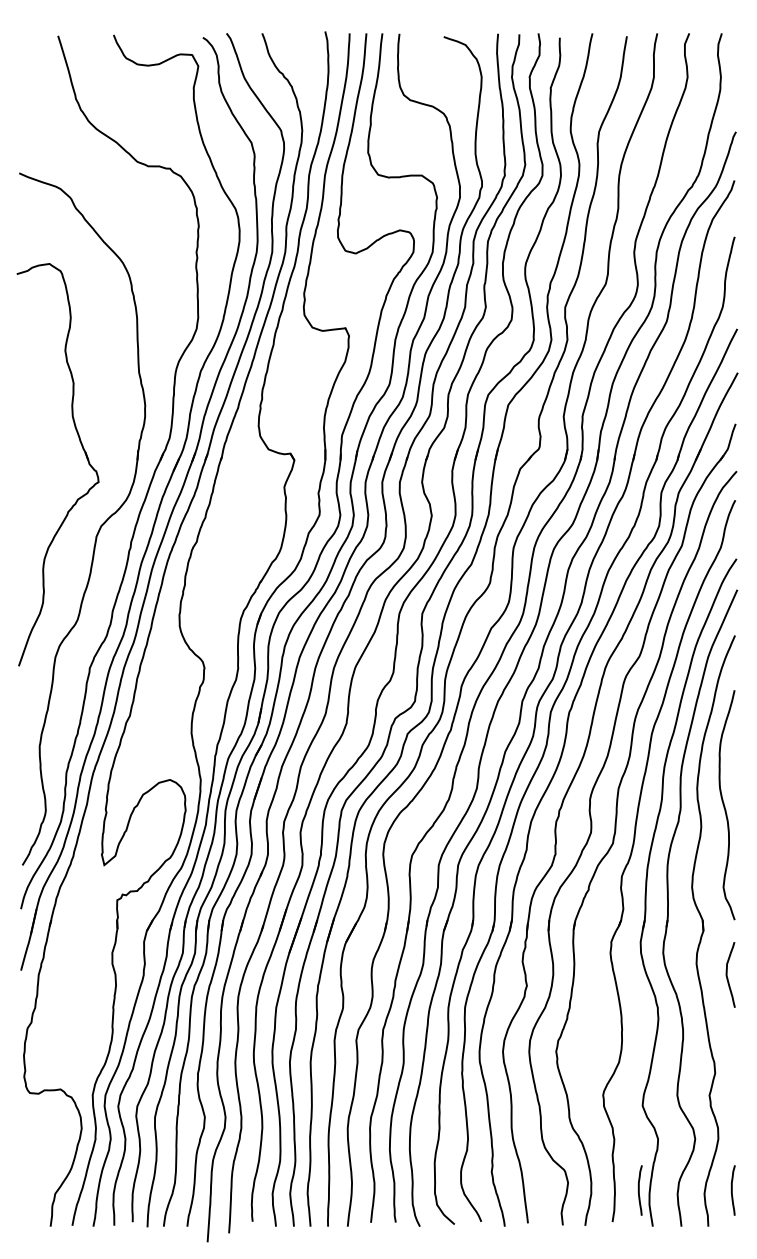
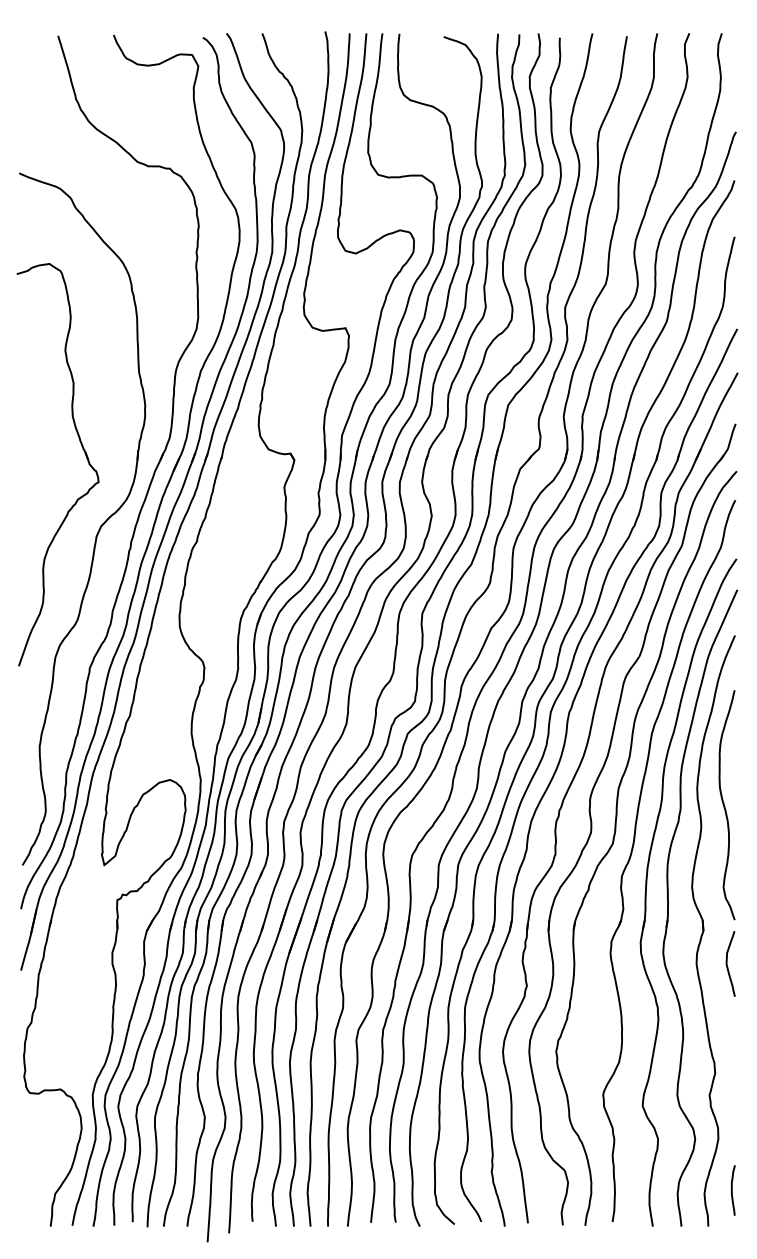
curve position: (727, 974) -> (727, 963) (727, 963)
curve: present -> none (639, 1190)
